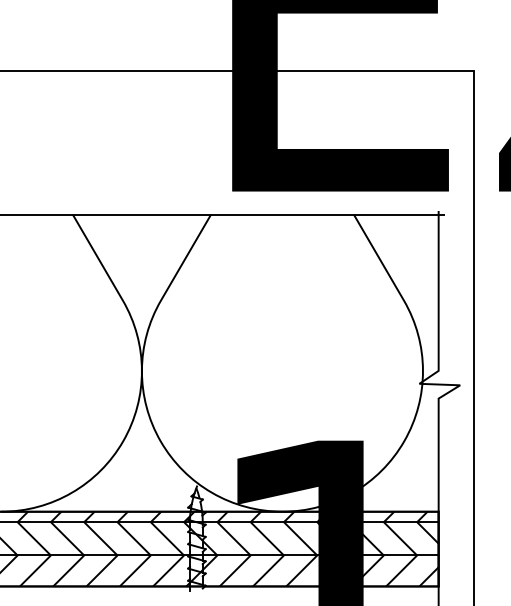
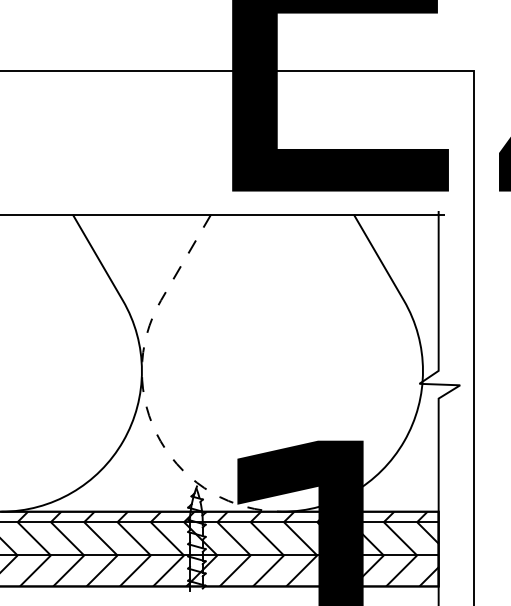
line: solid -> dashed (145, 401)
